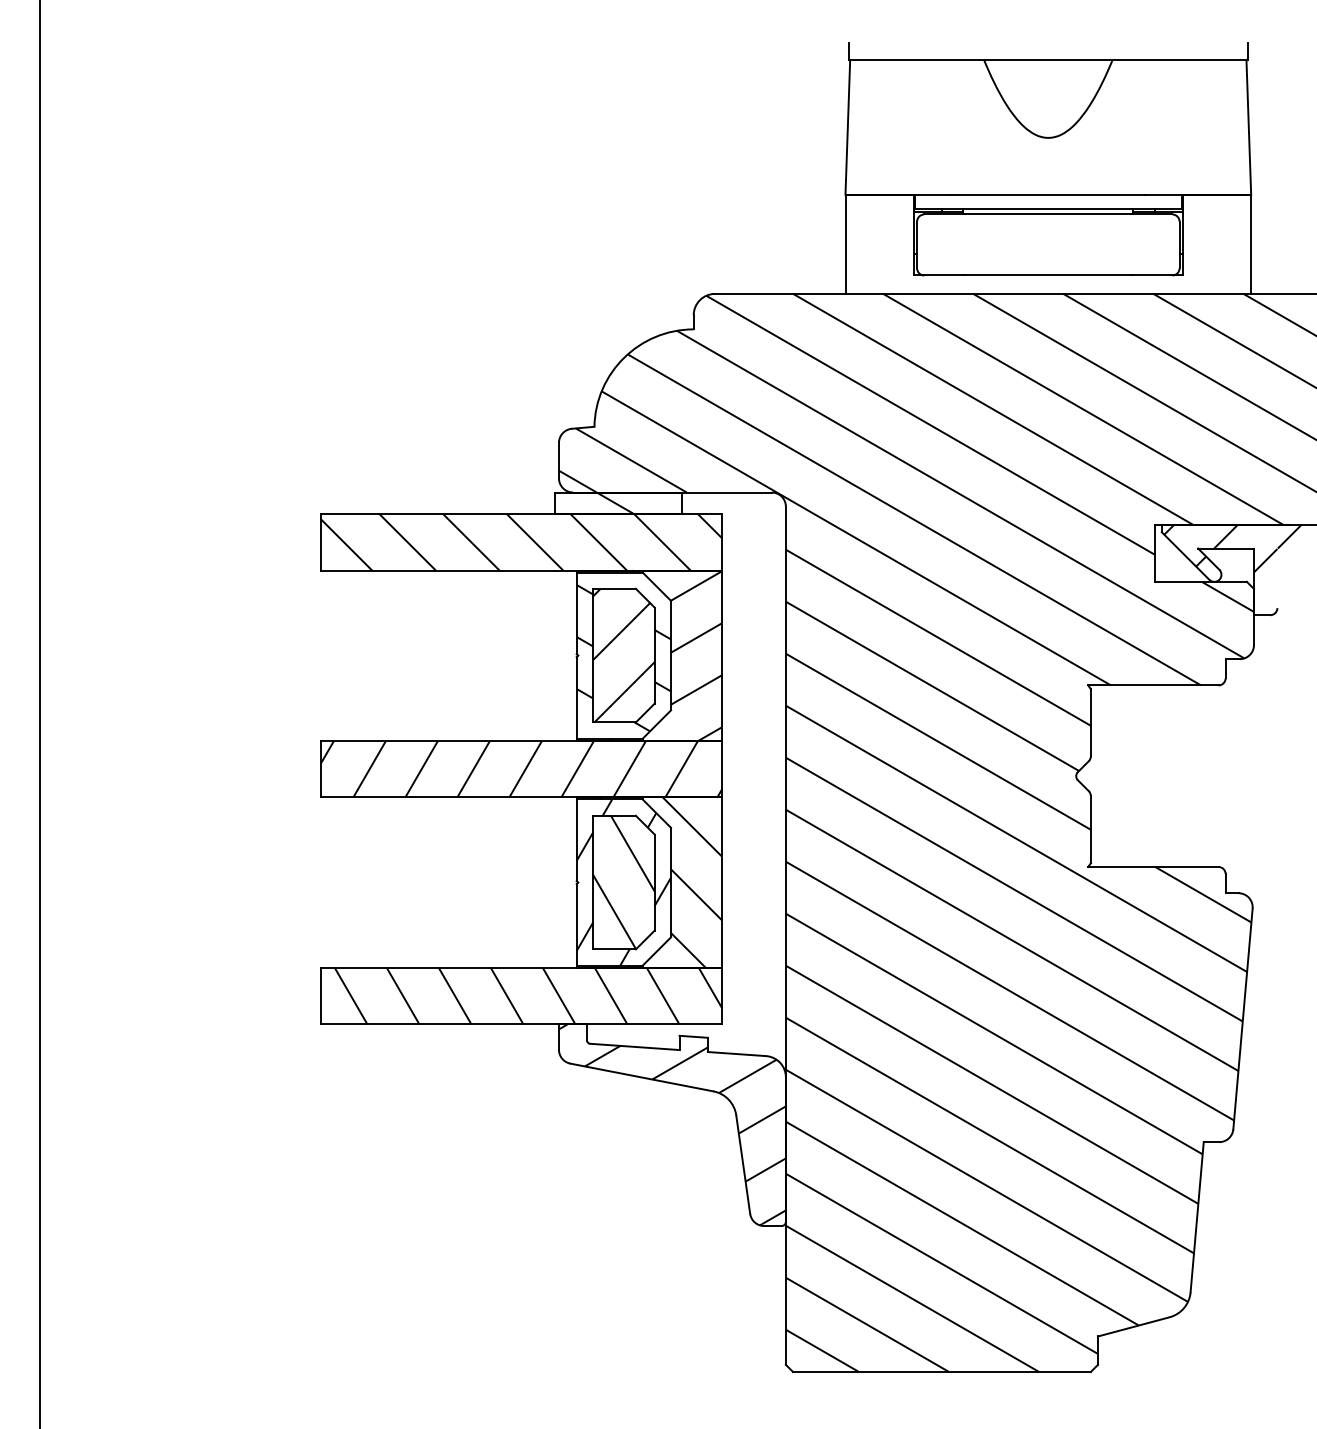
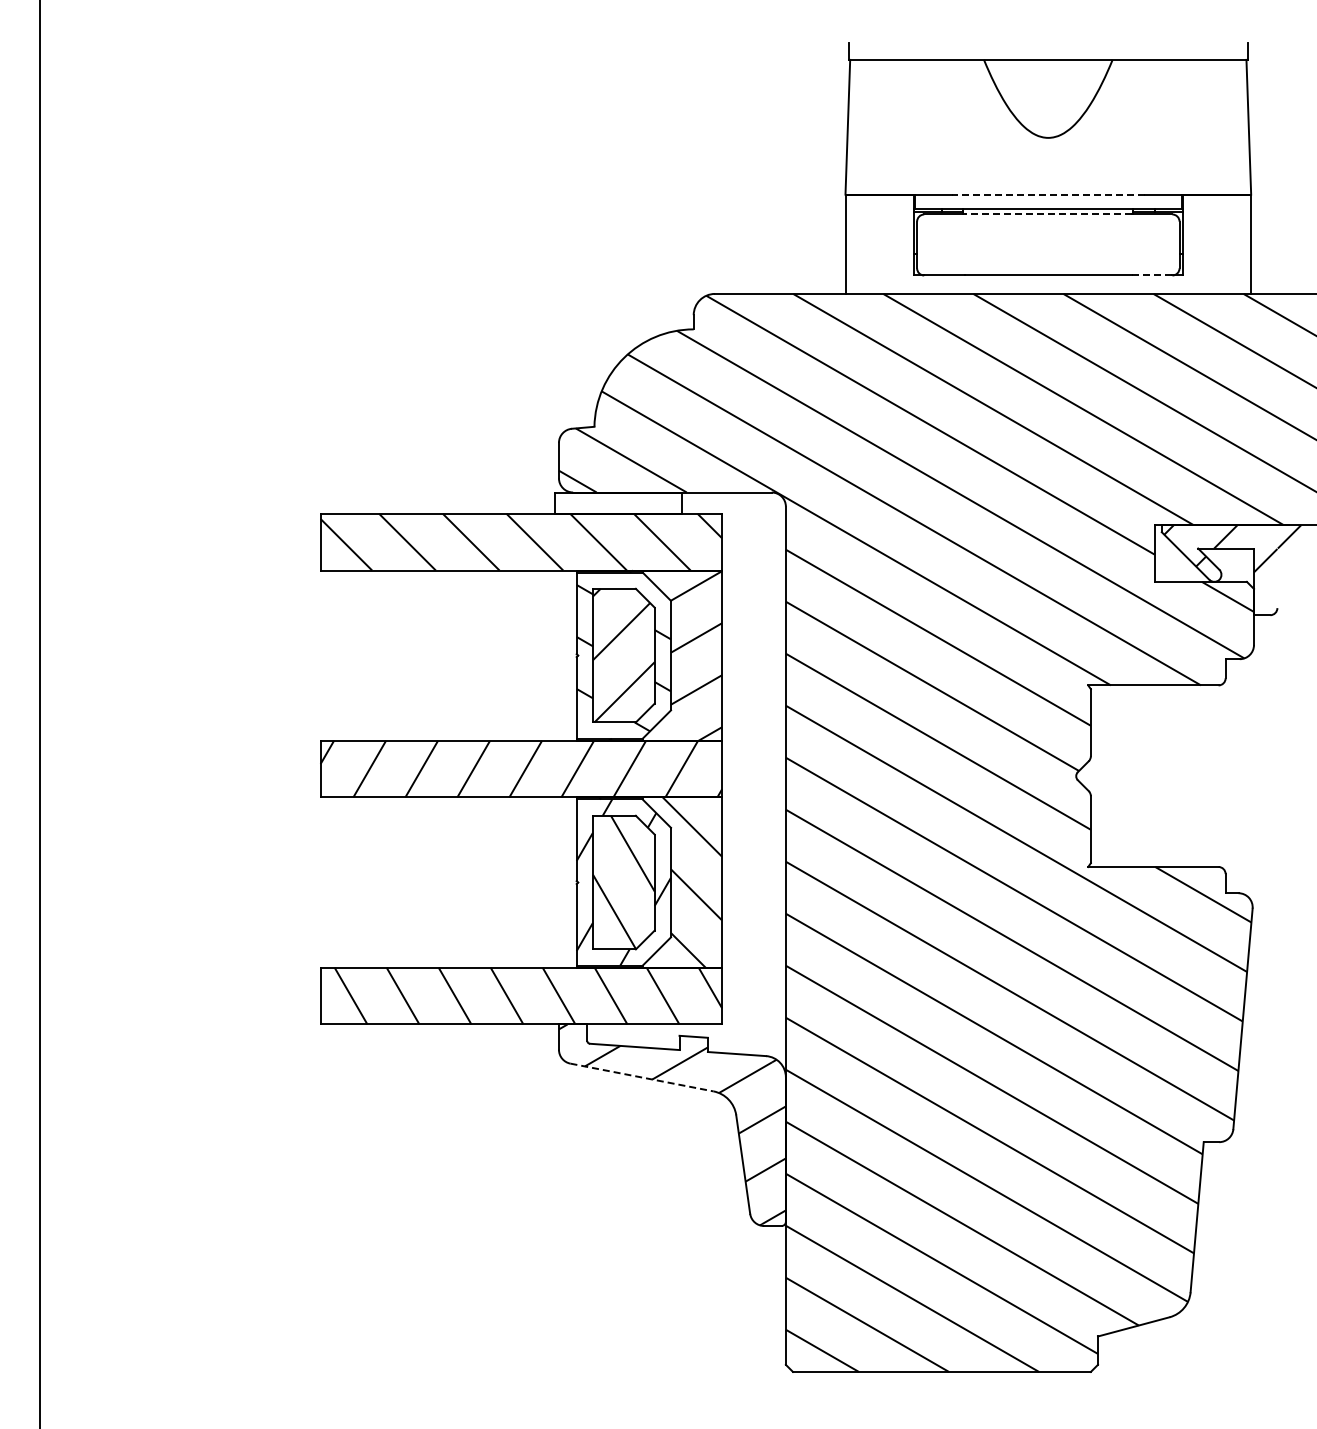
line: solid -> dashed (1047, 194)
line: solid -> dashed (1047, 214)
line: solid -> dashed (1152, 275)
hatch: present -> none (614, 502)
line: solid -> dashed (642, 1077)
